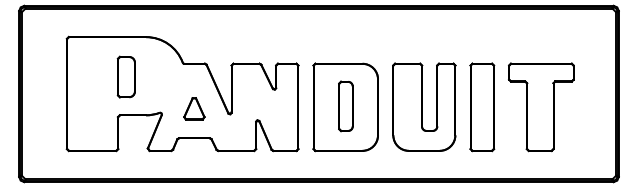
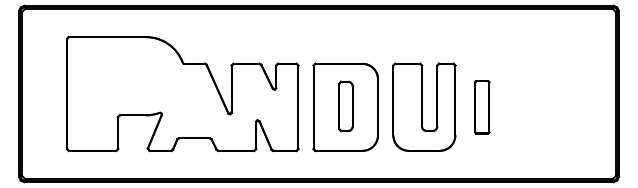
part: present -> none (125, 76)
part size: 27x91 px -> 17x55 px (482, 107)
part: present -> none (541, 107)
part: present -> none (194, 108)
